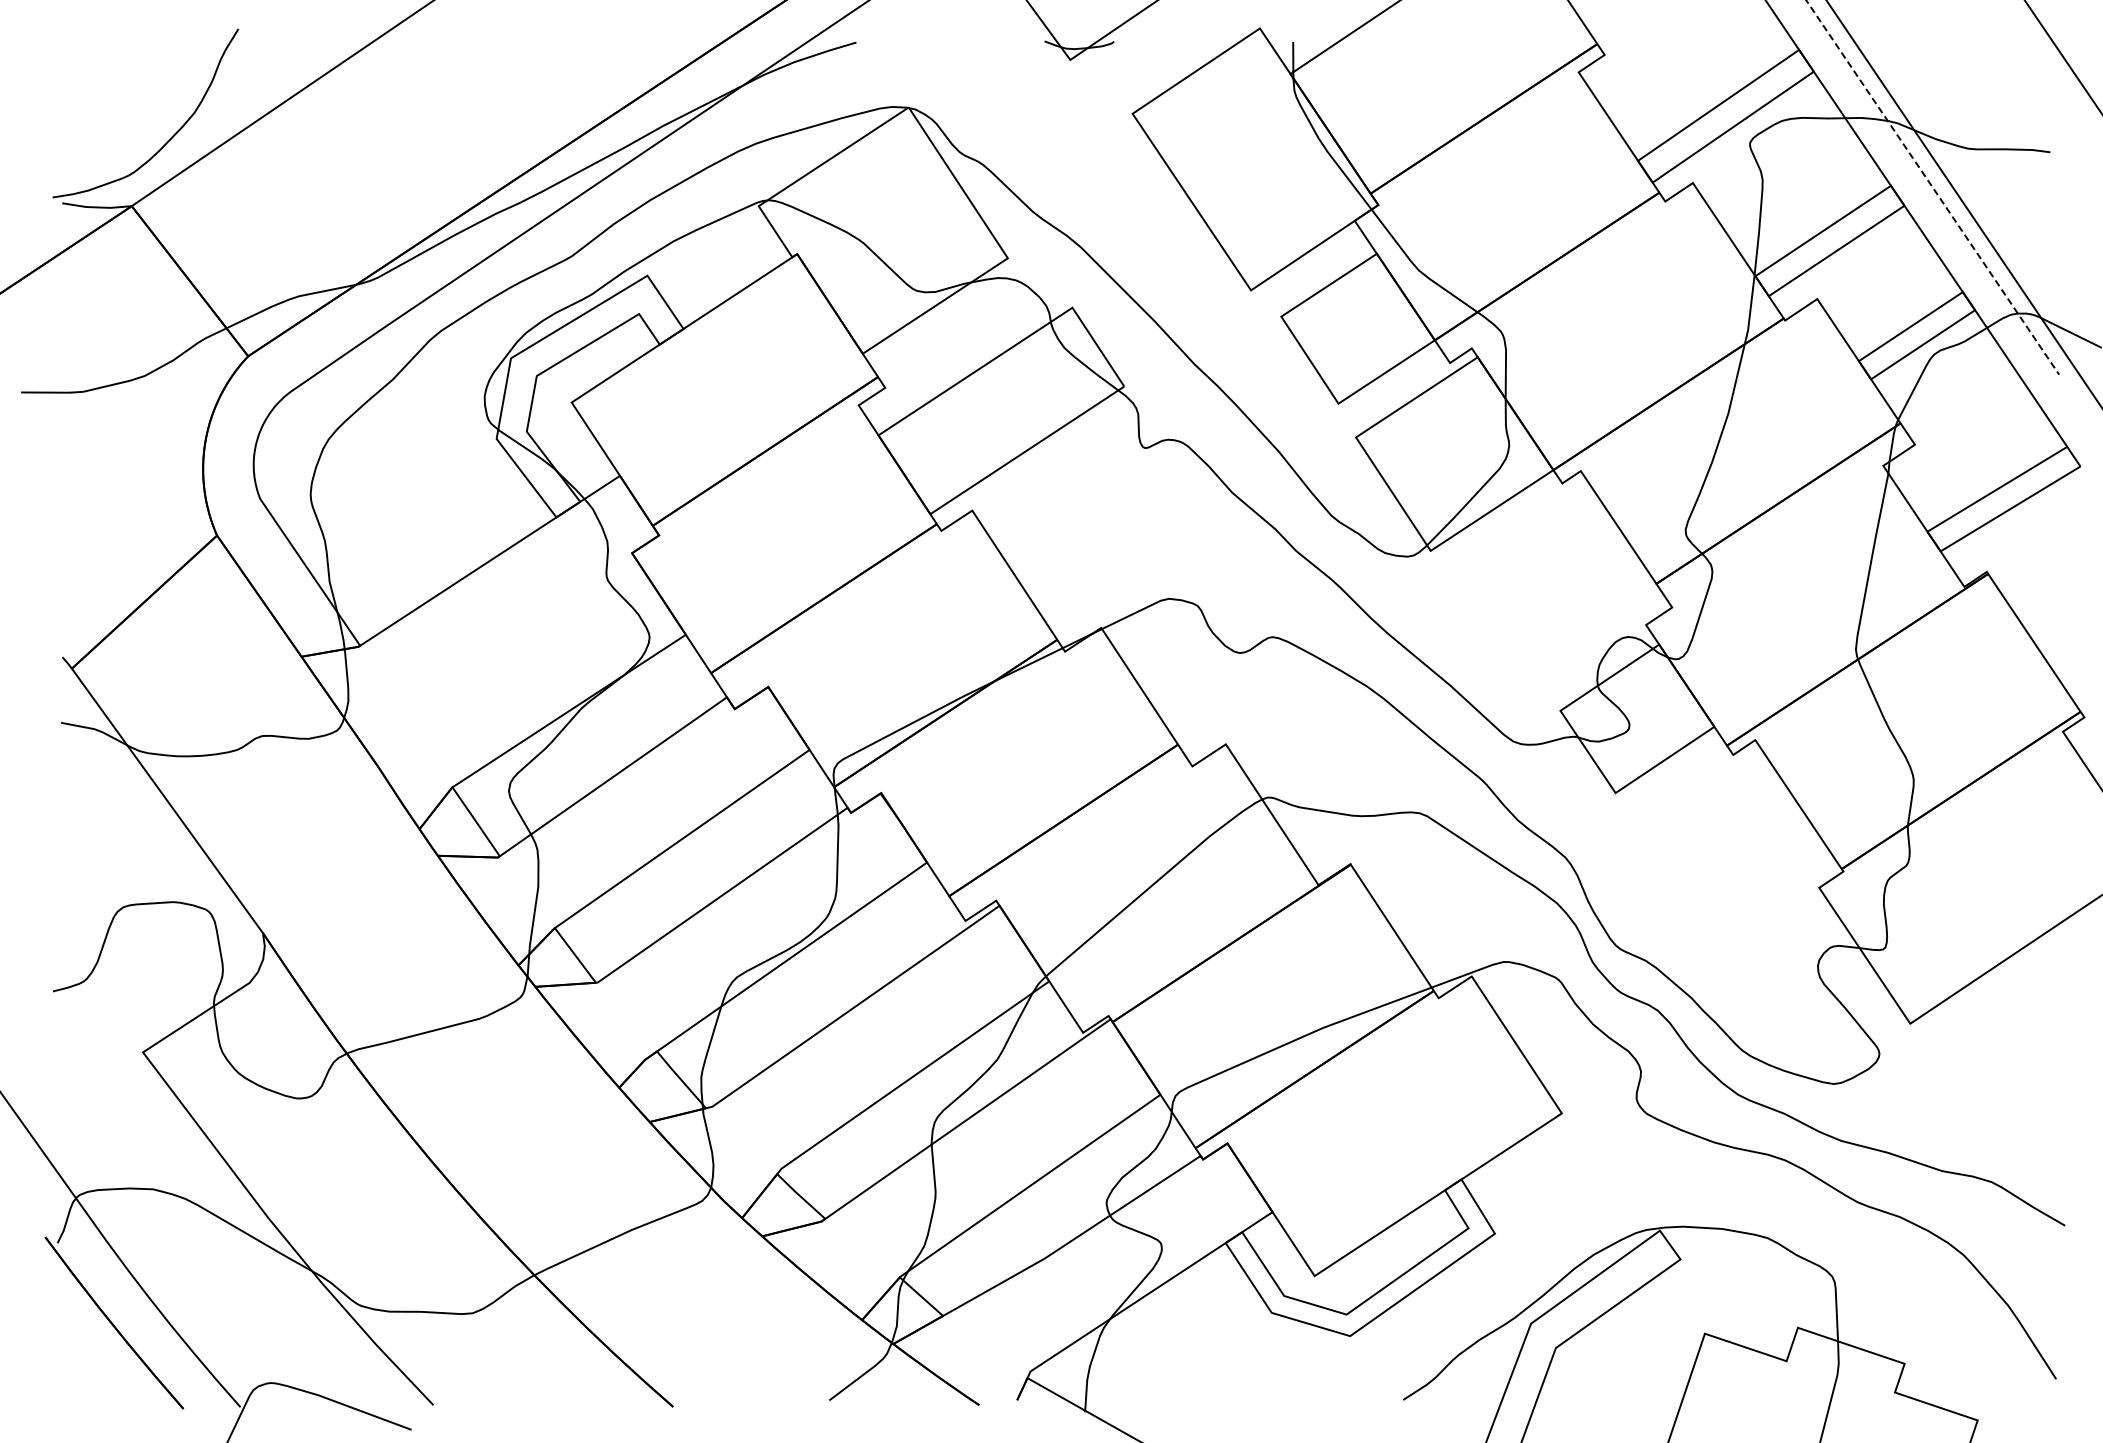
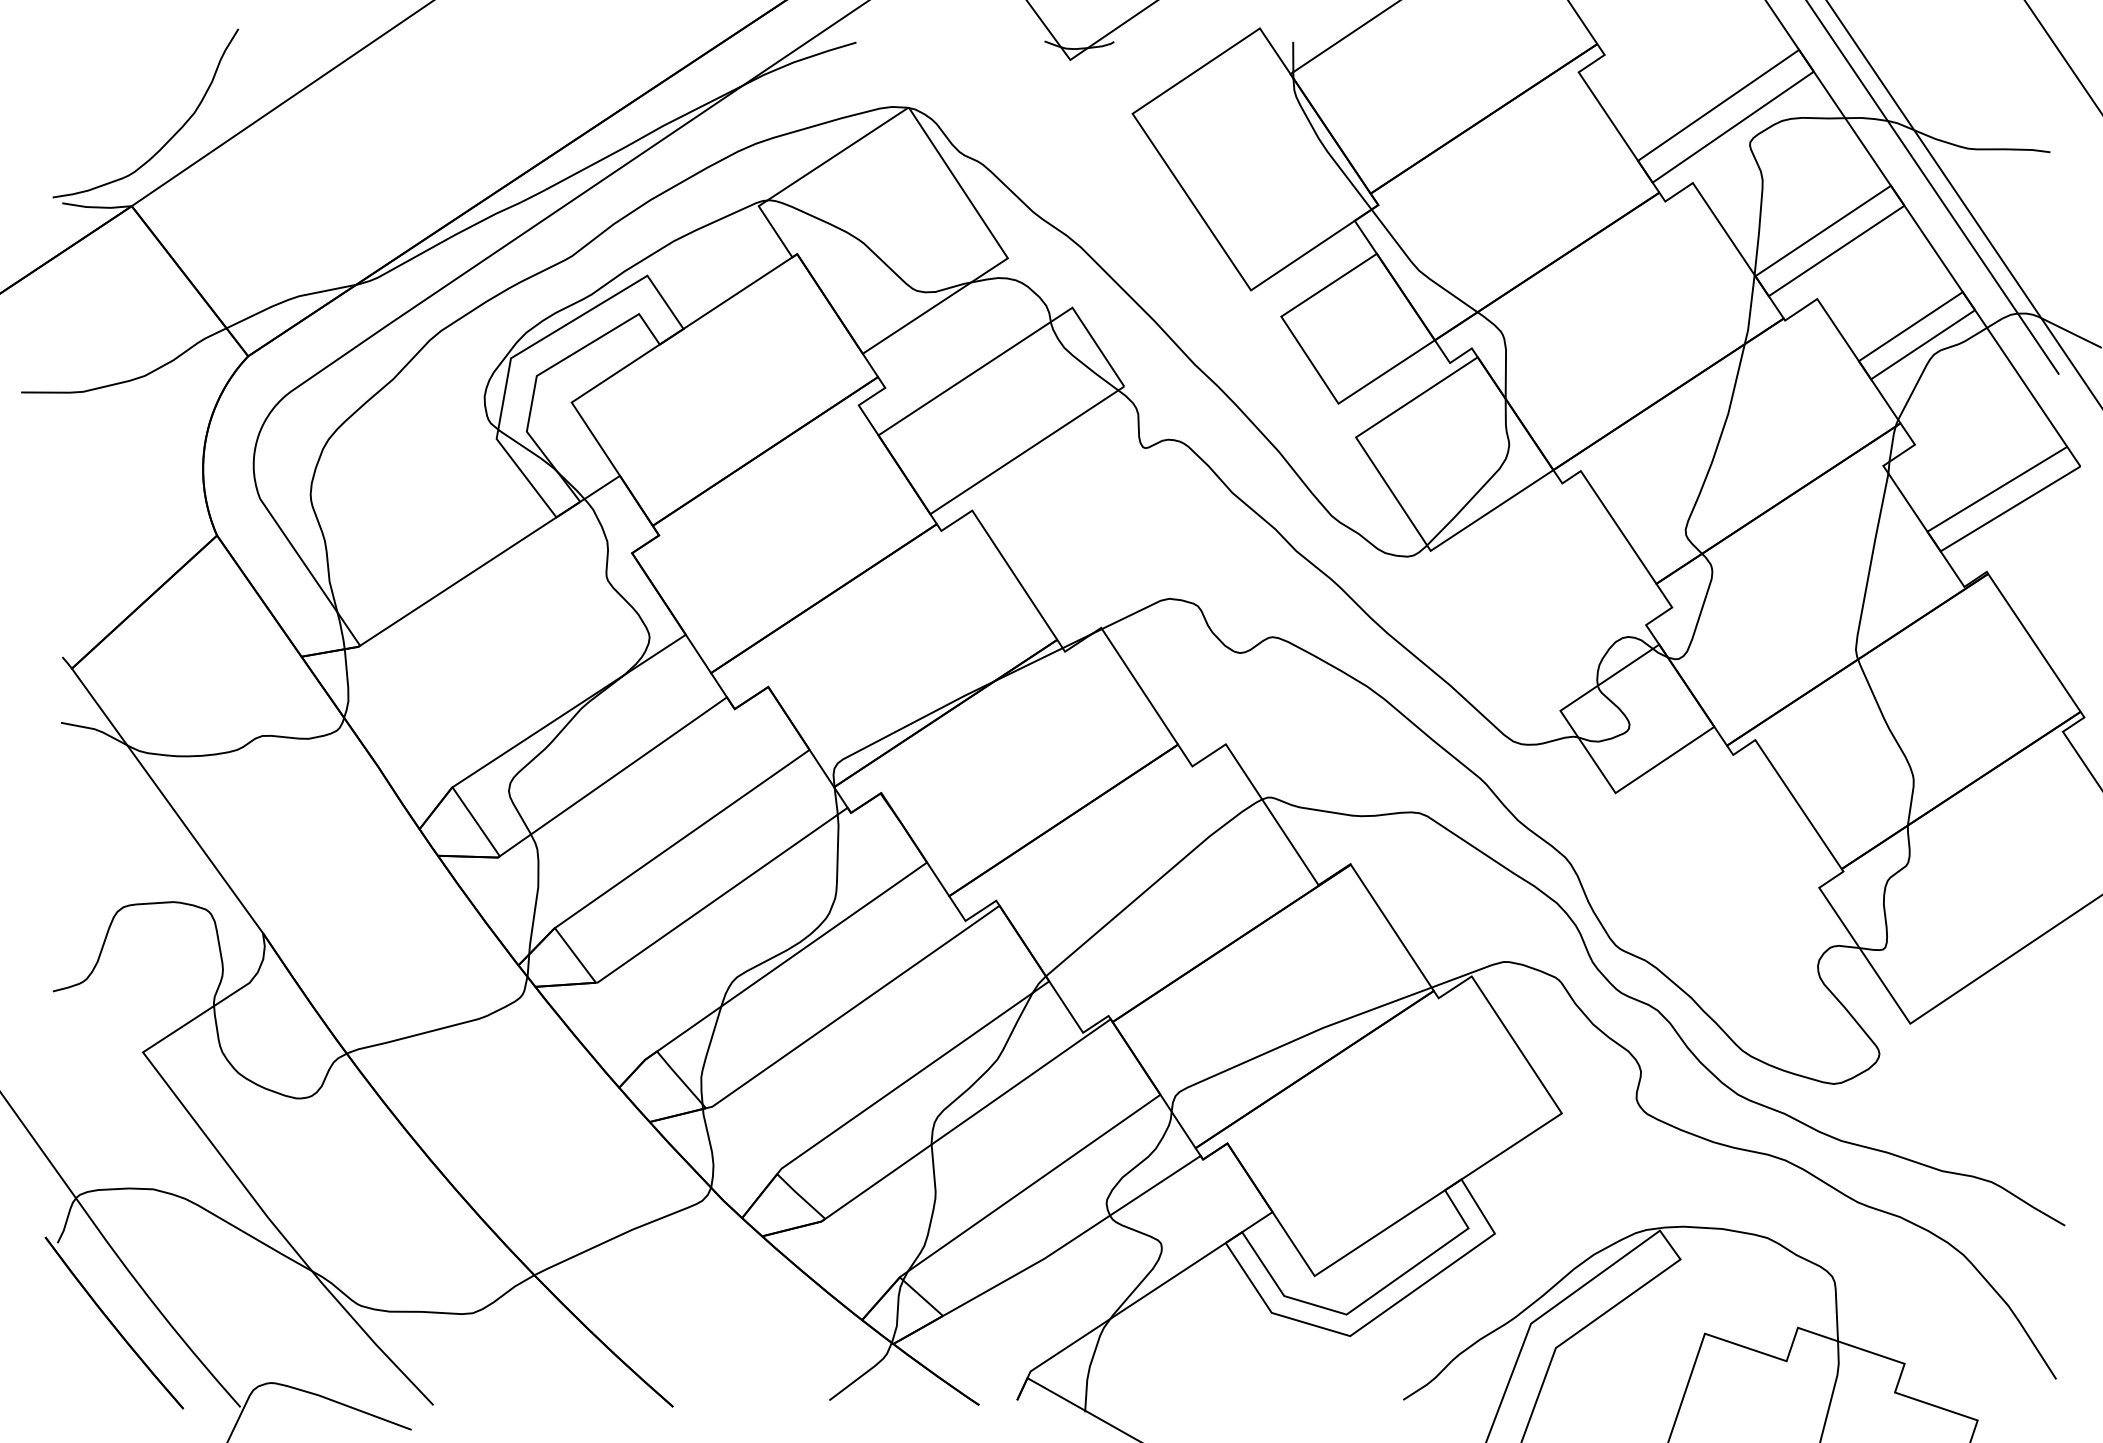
line: dashed -> solid (1932, 187)
